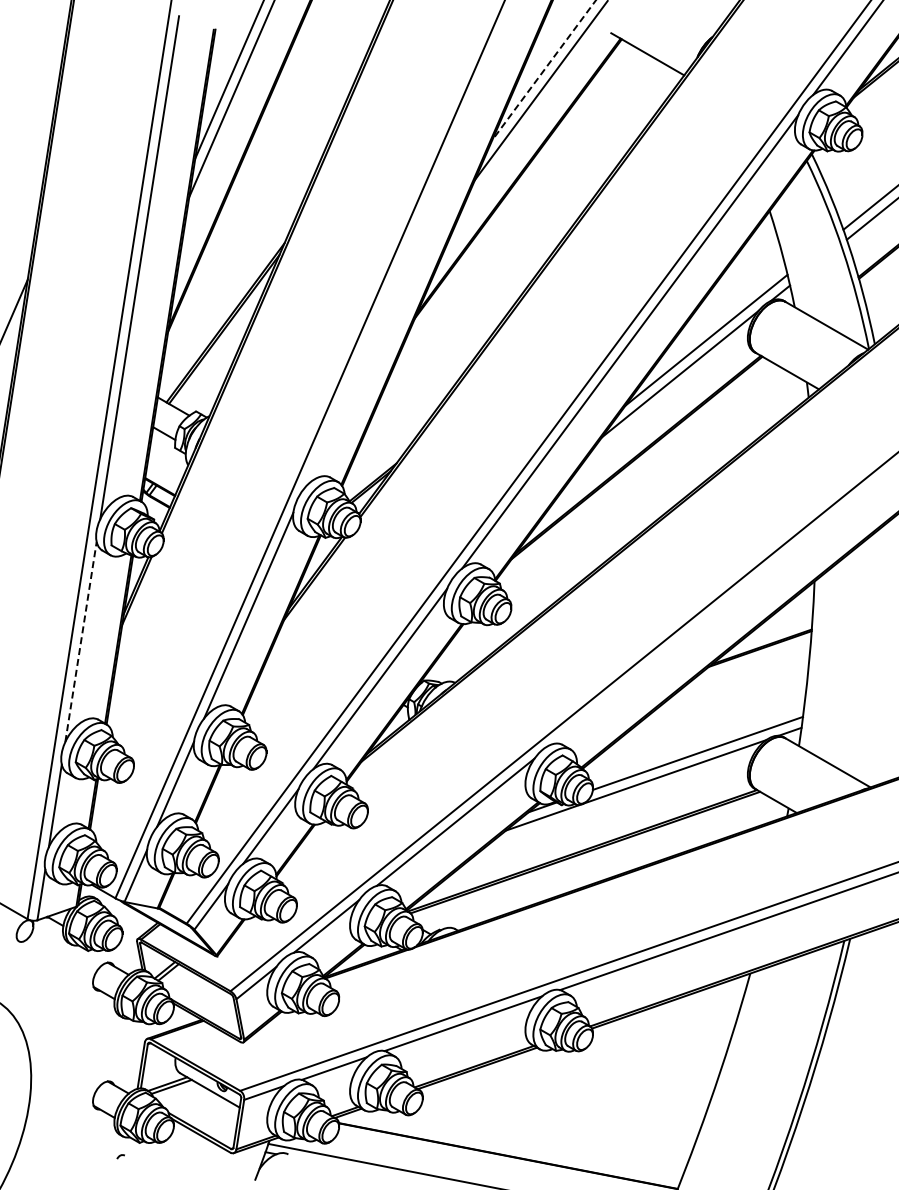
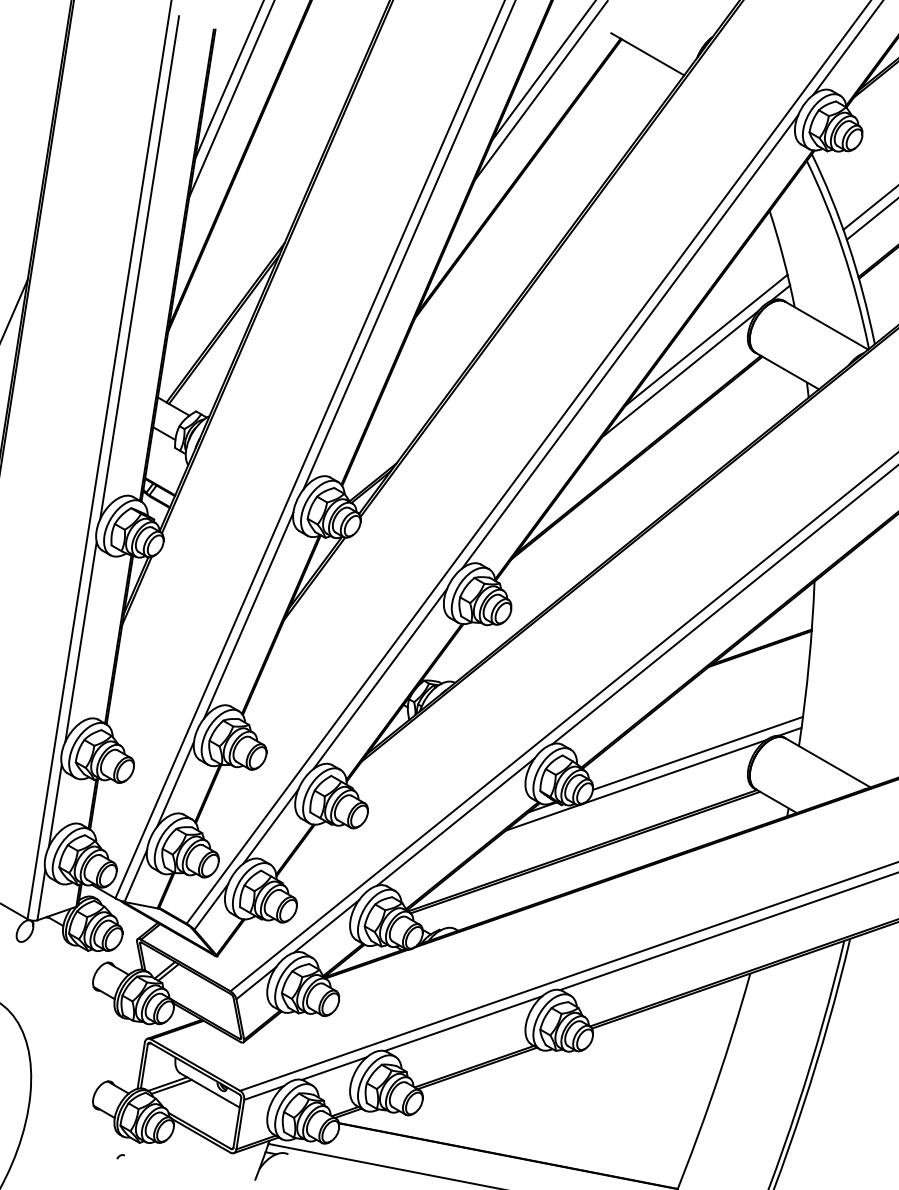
line: dashed -> solid (543, 70)
line: none -> present (408, 245)
line: none -> present (723, 605)
line: dashed -> solid (81, 641)
